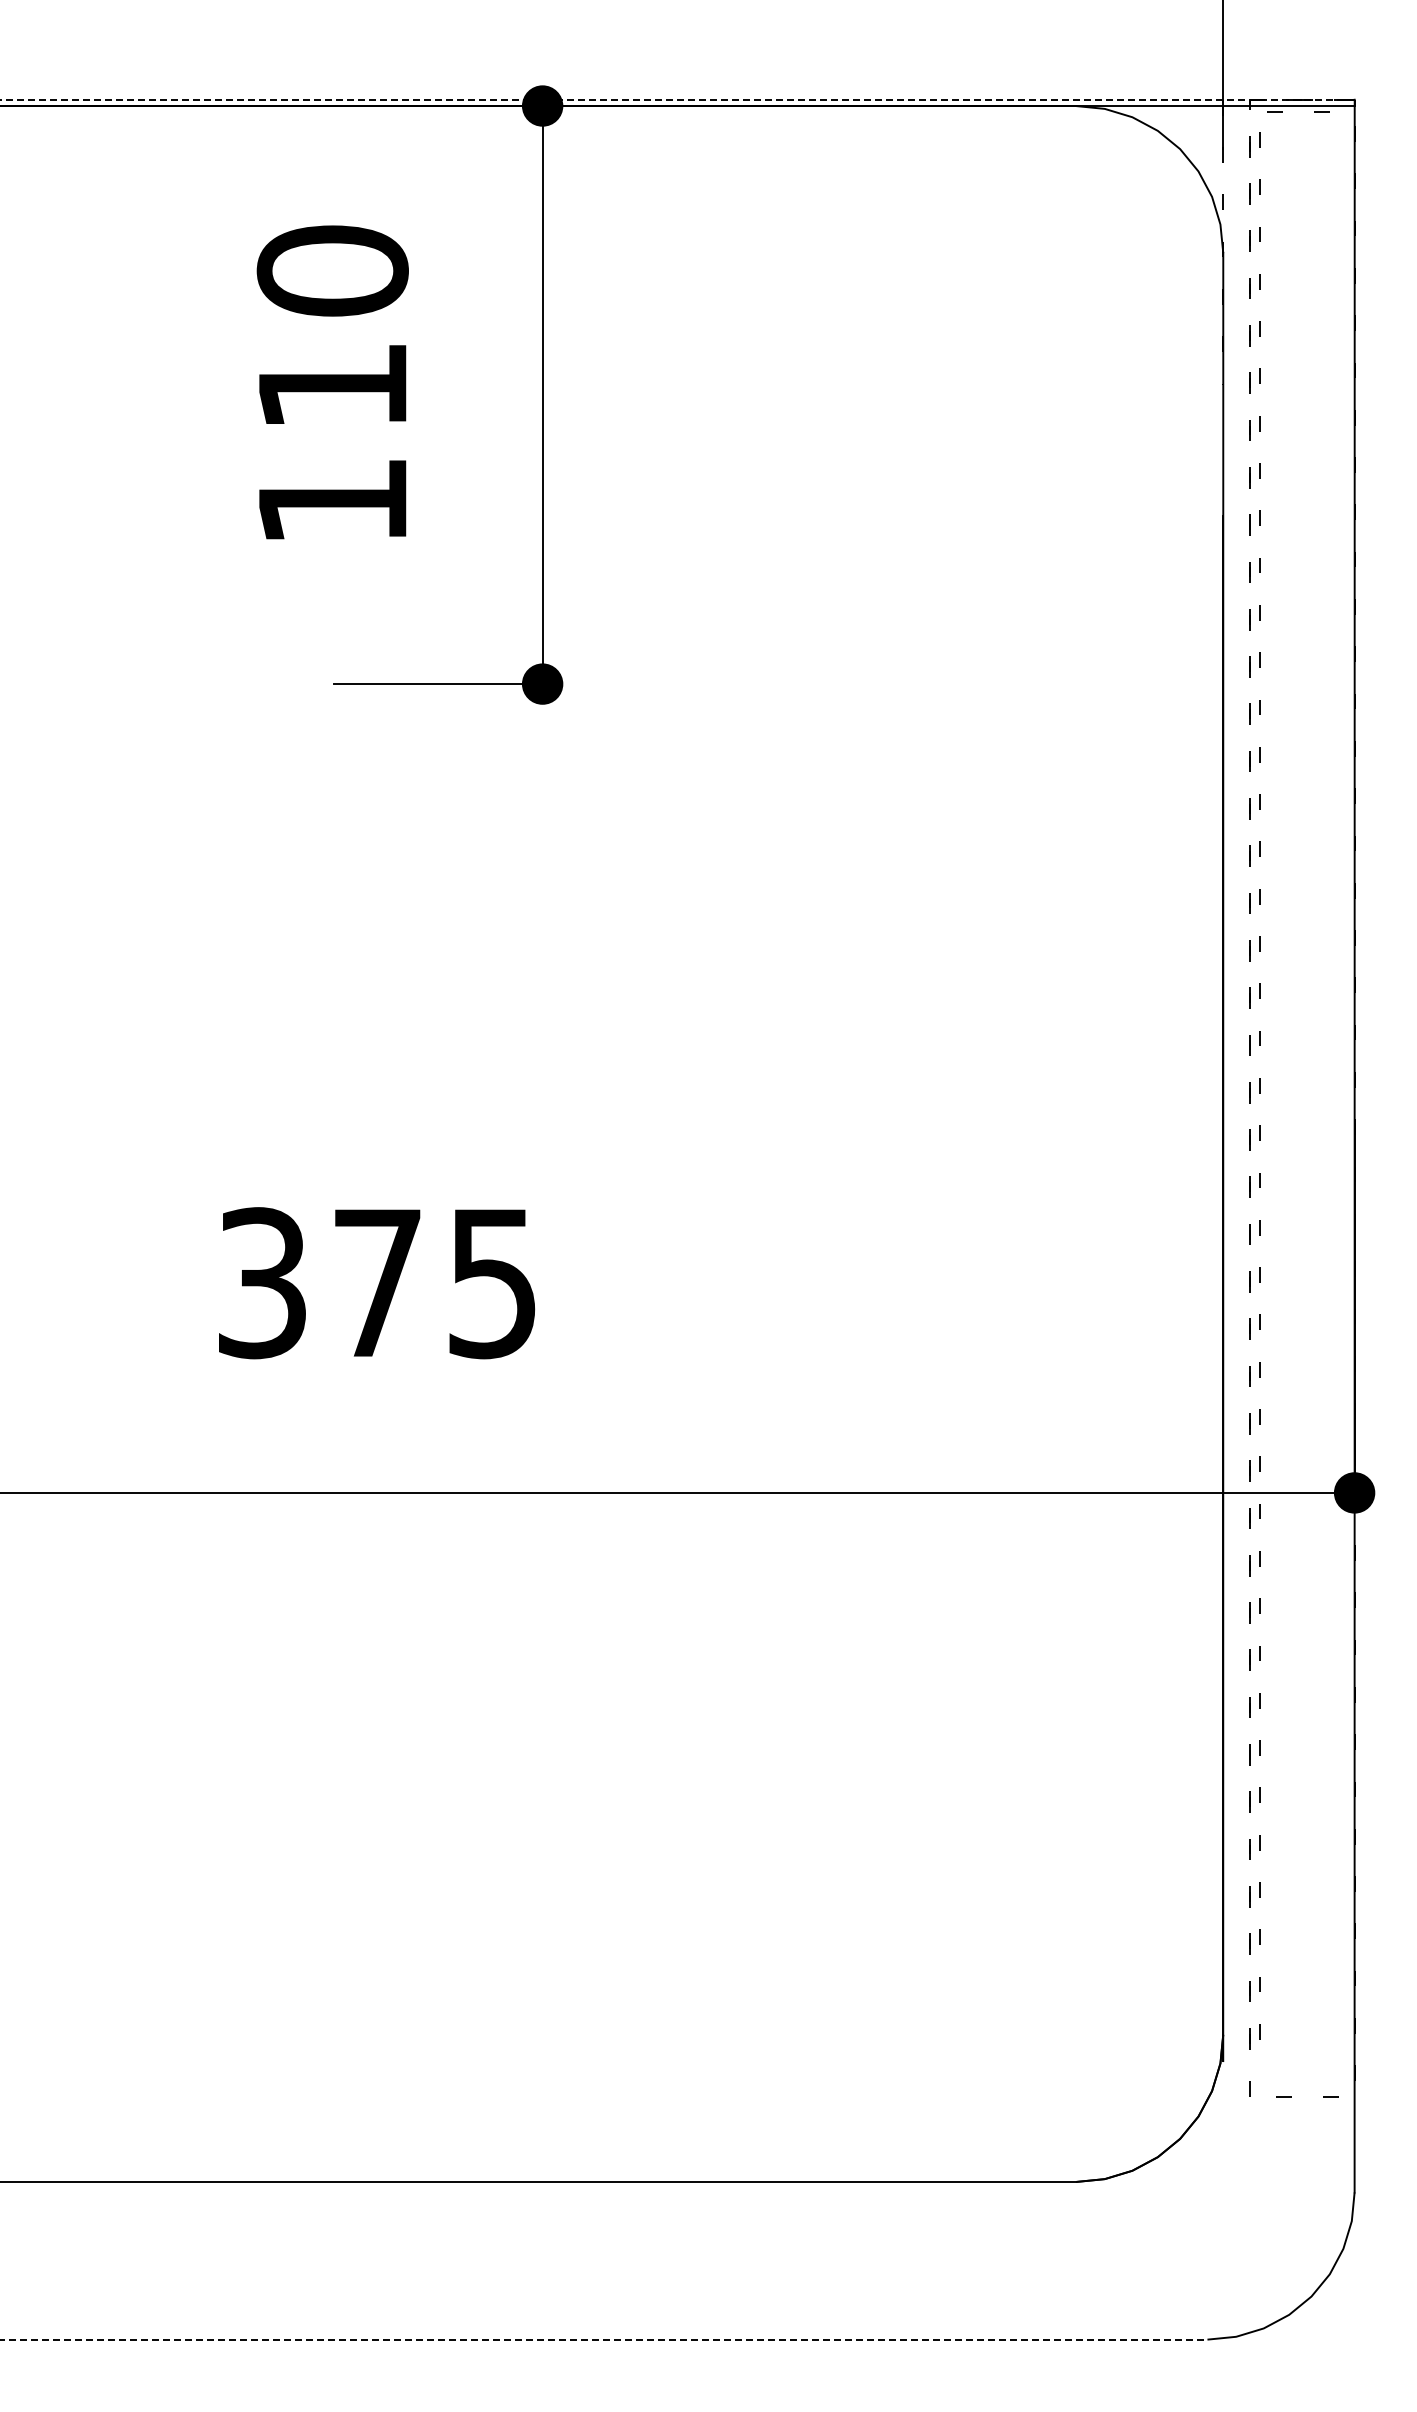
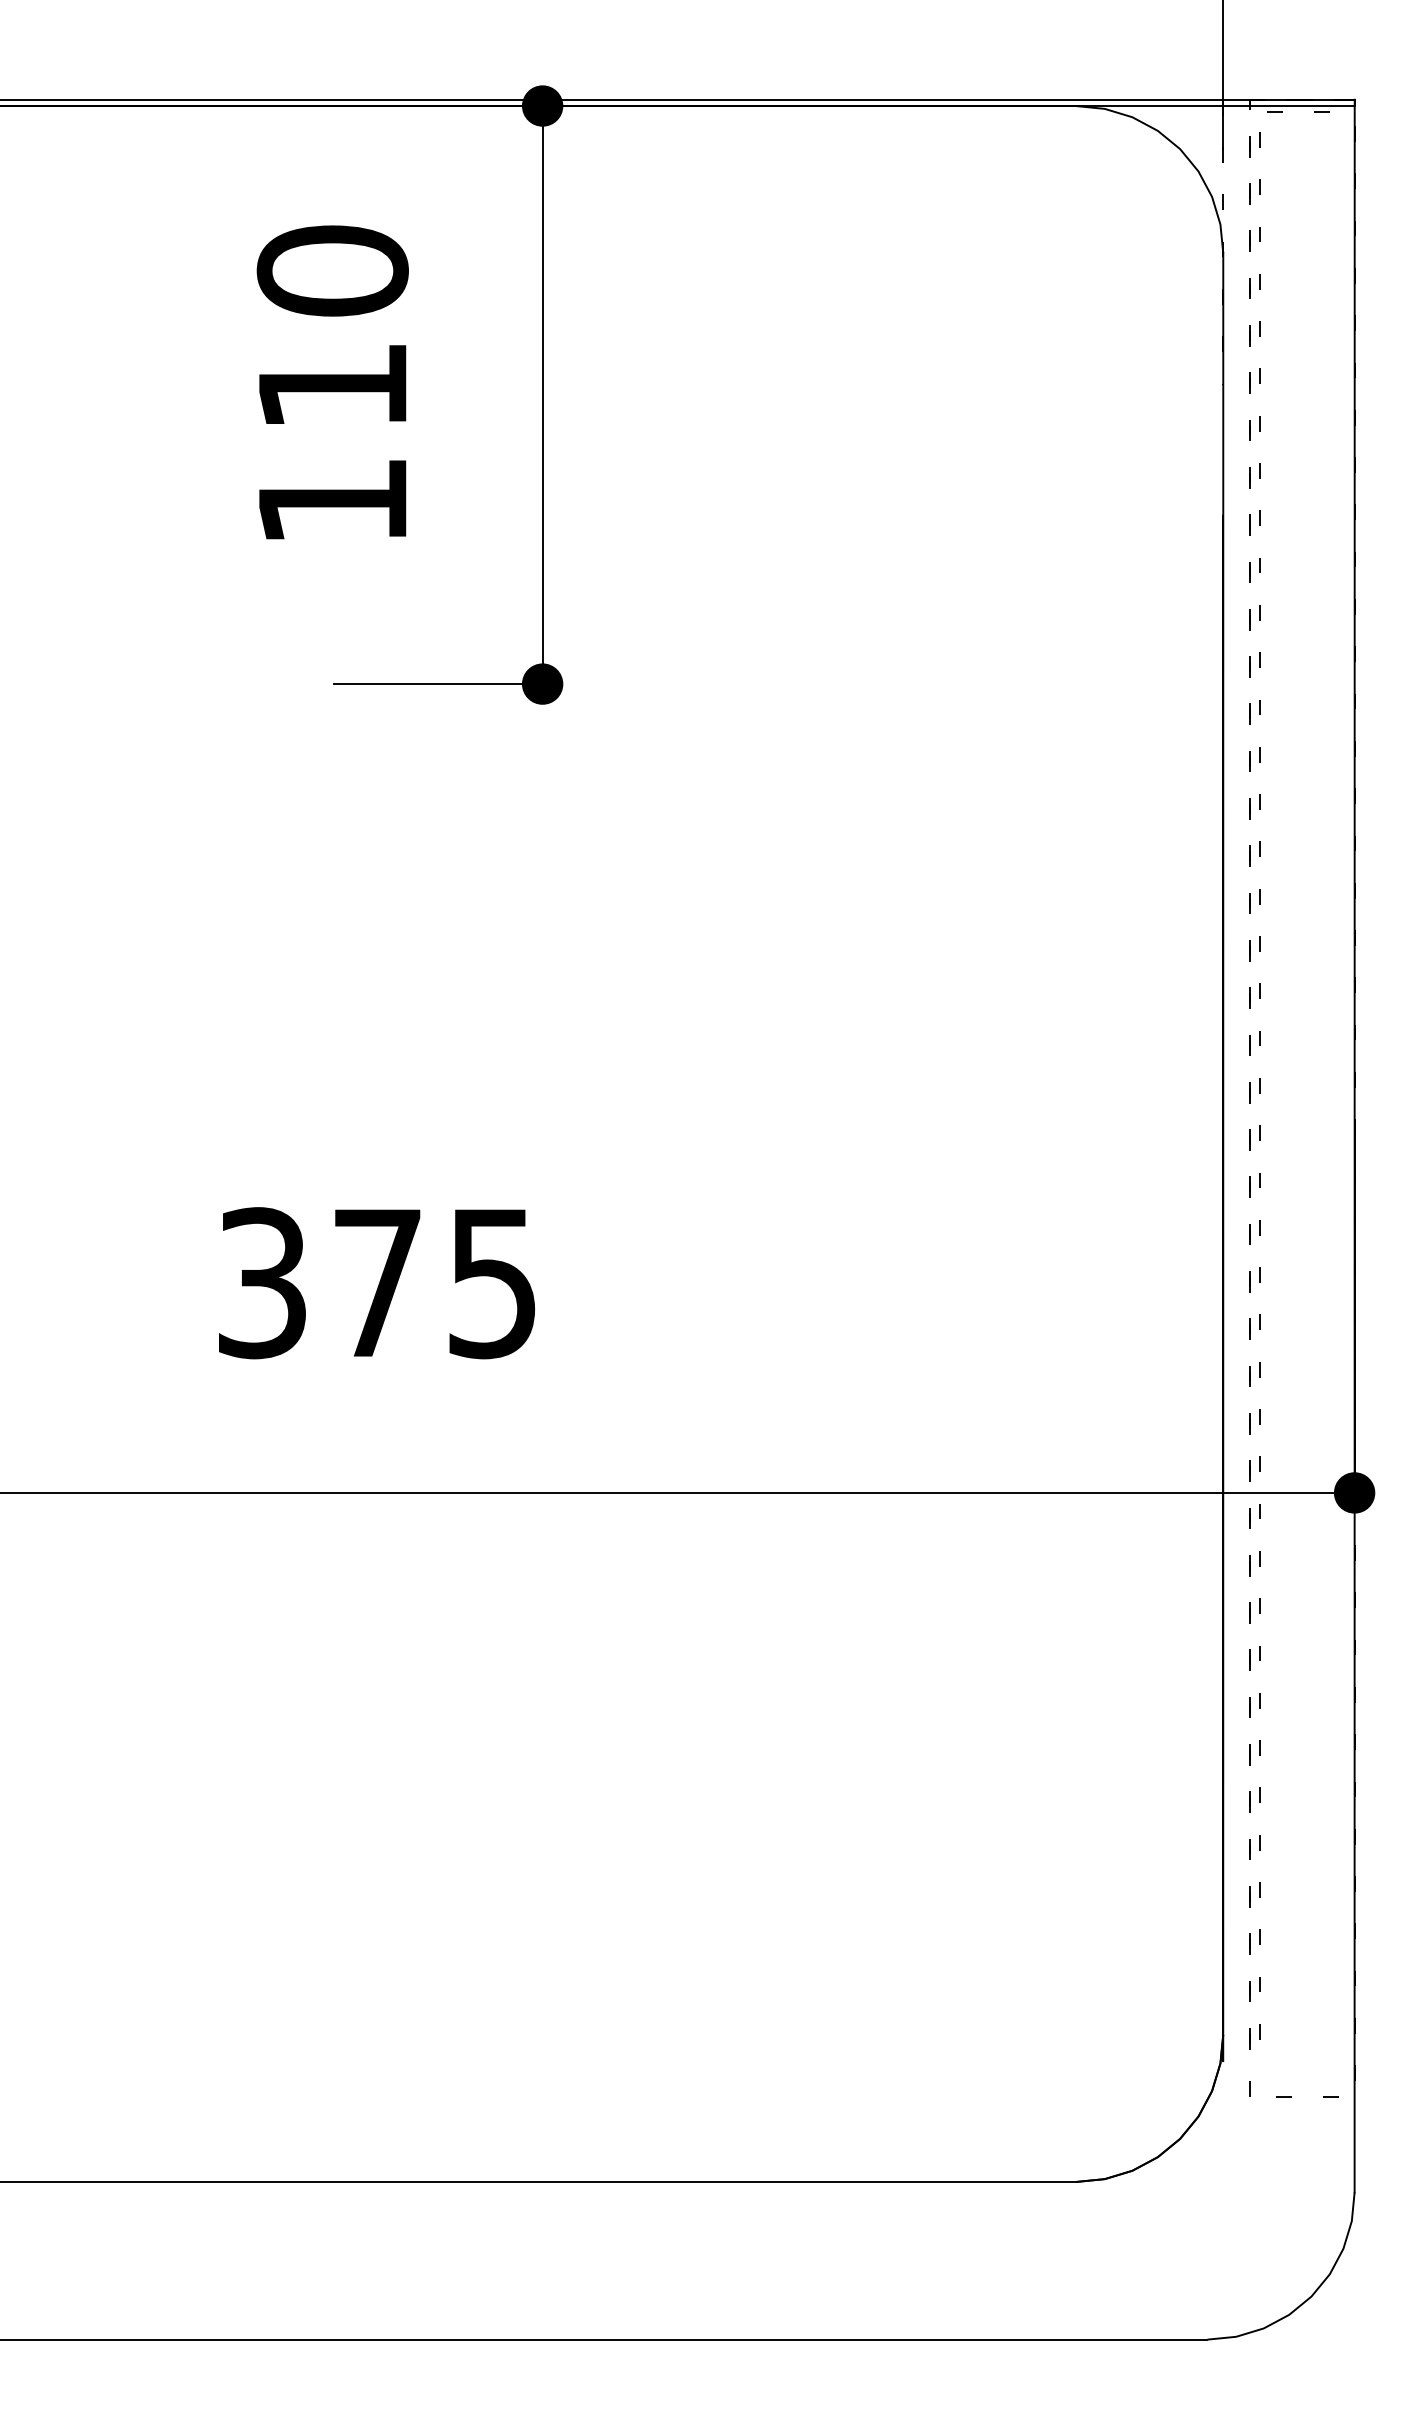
line: dashed -> solid (677, 99)
line: dashed -> solid (604, 2339)
